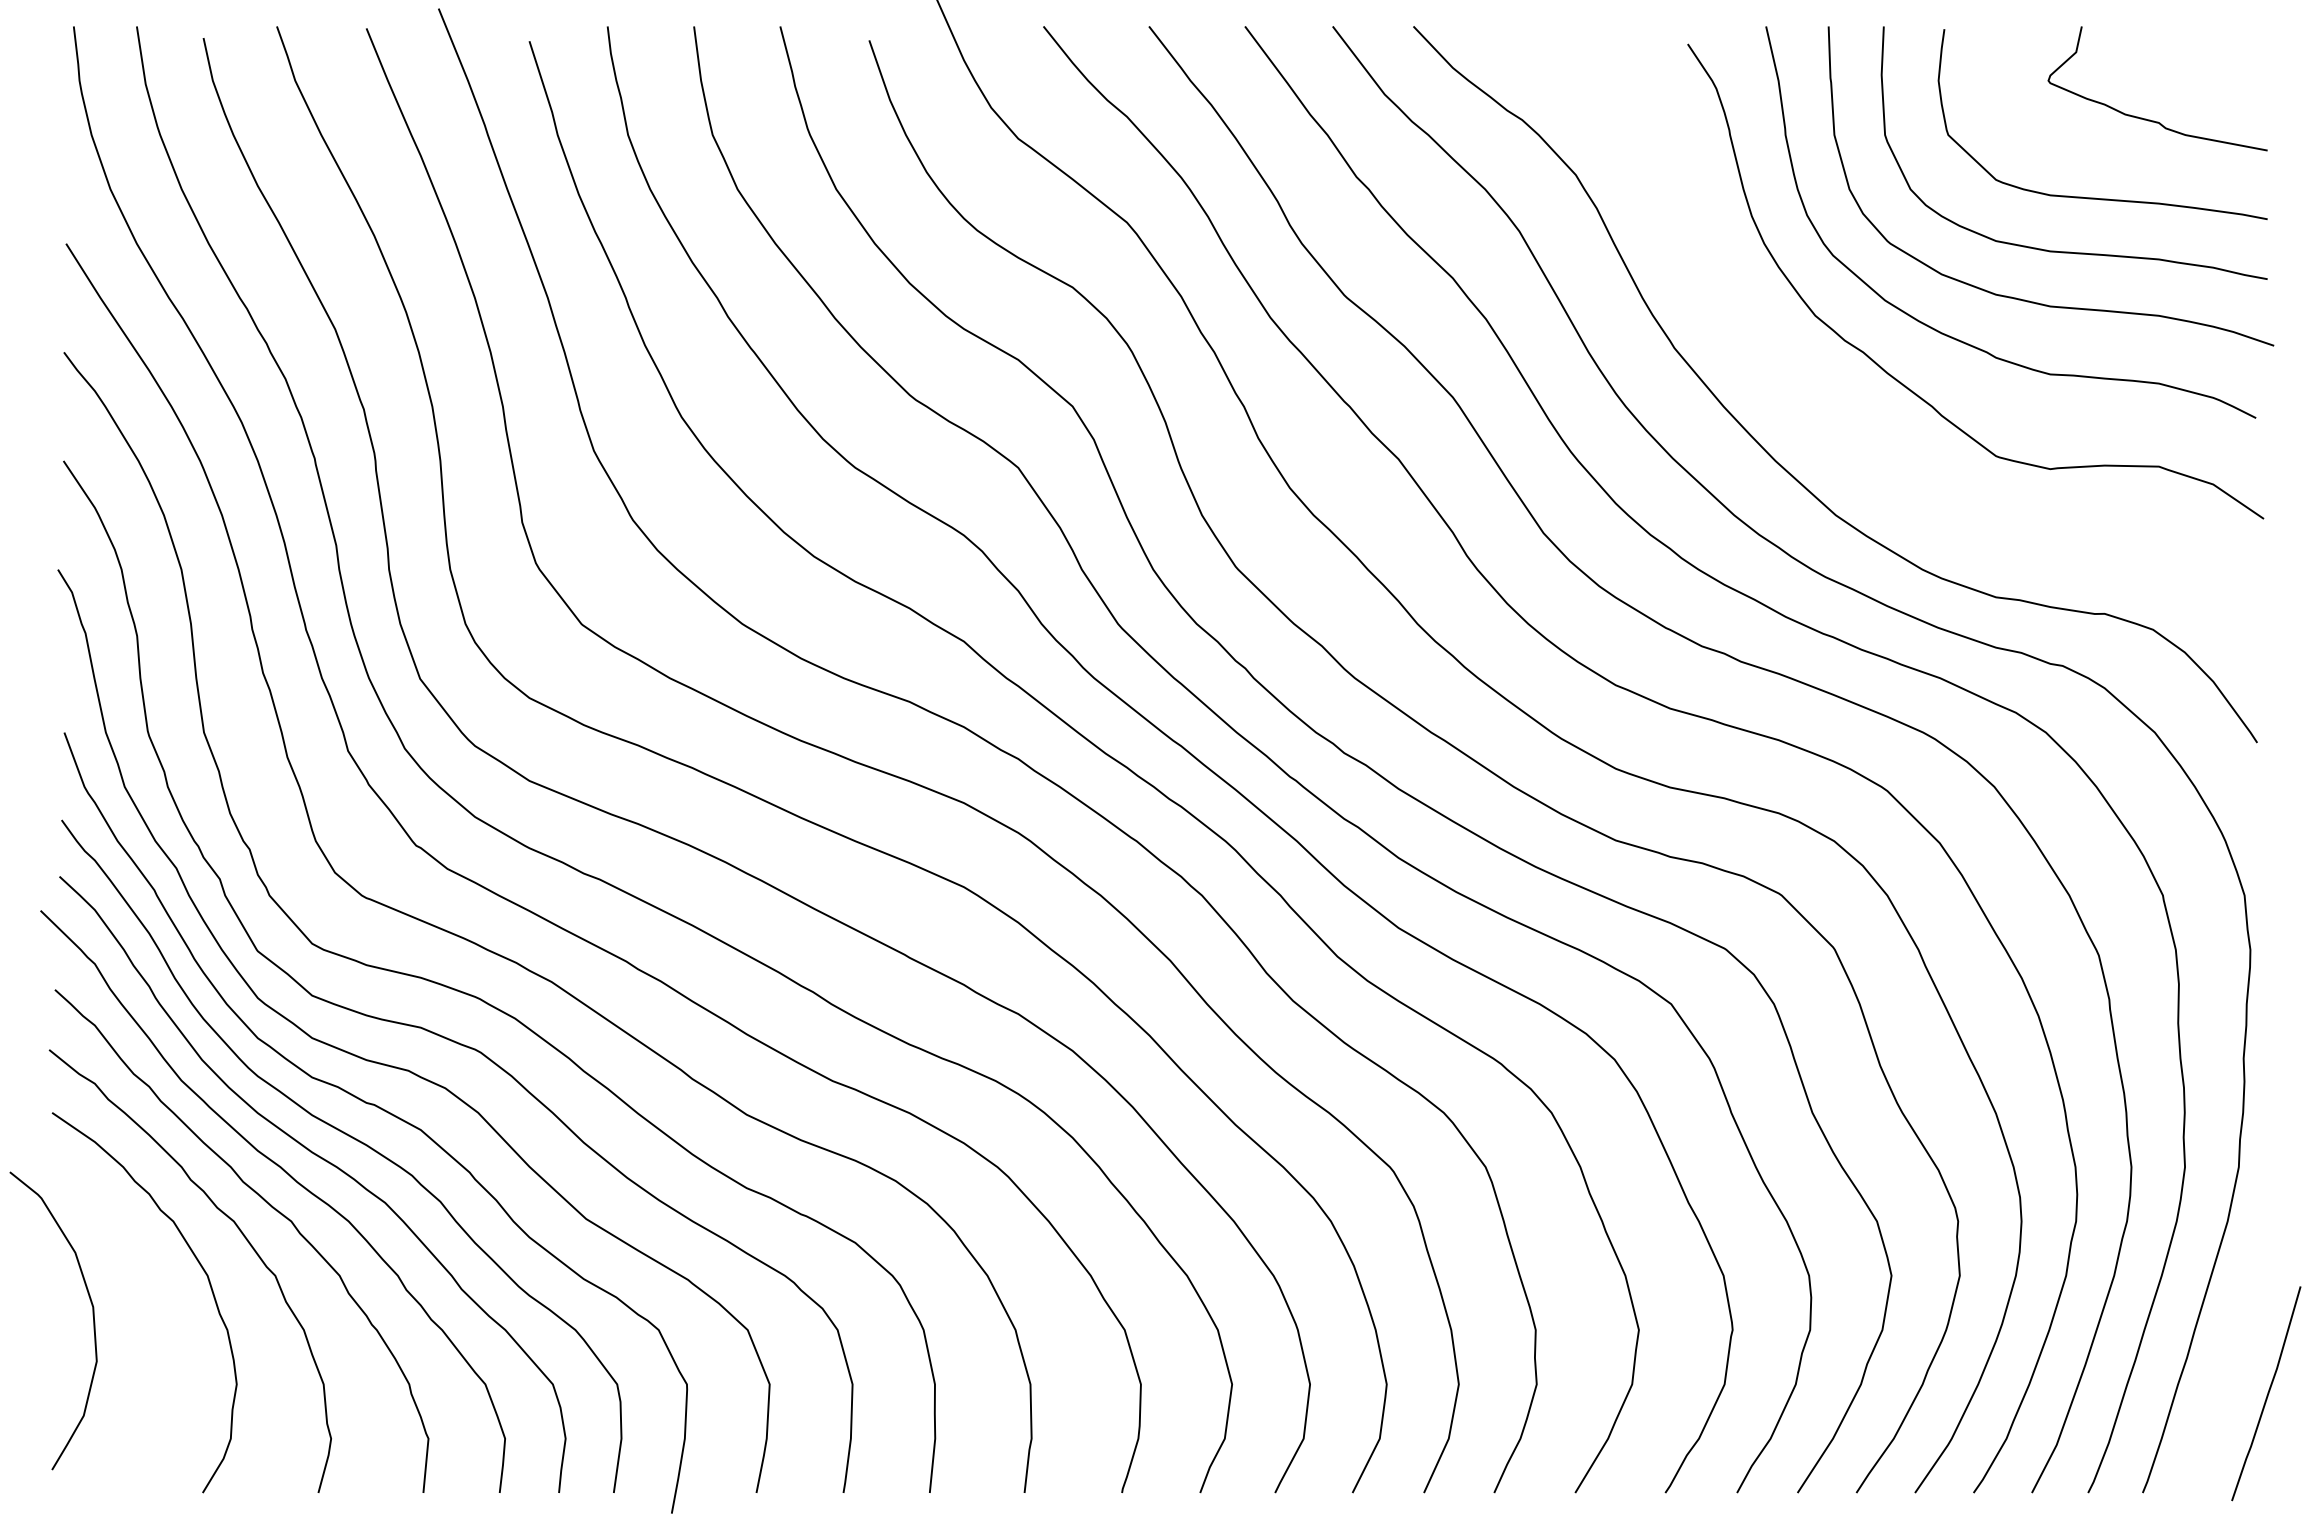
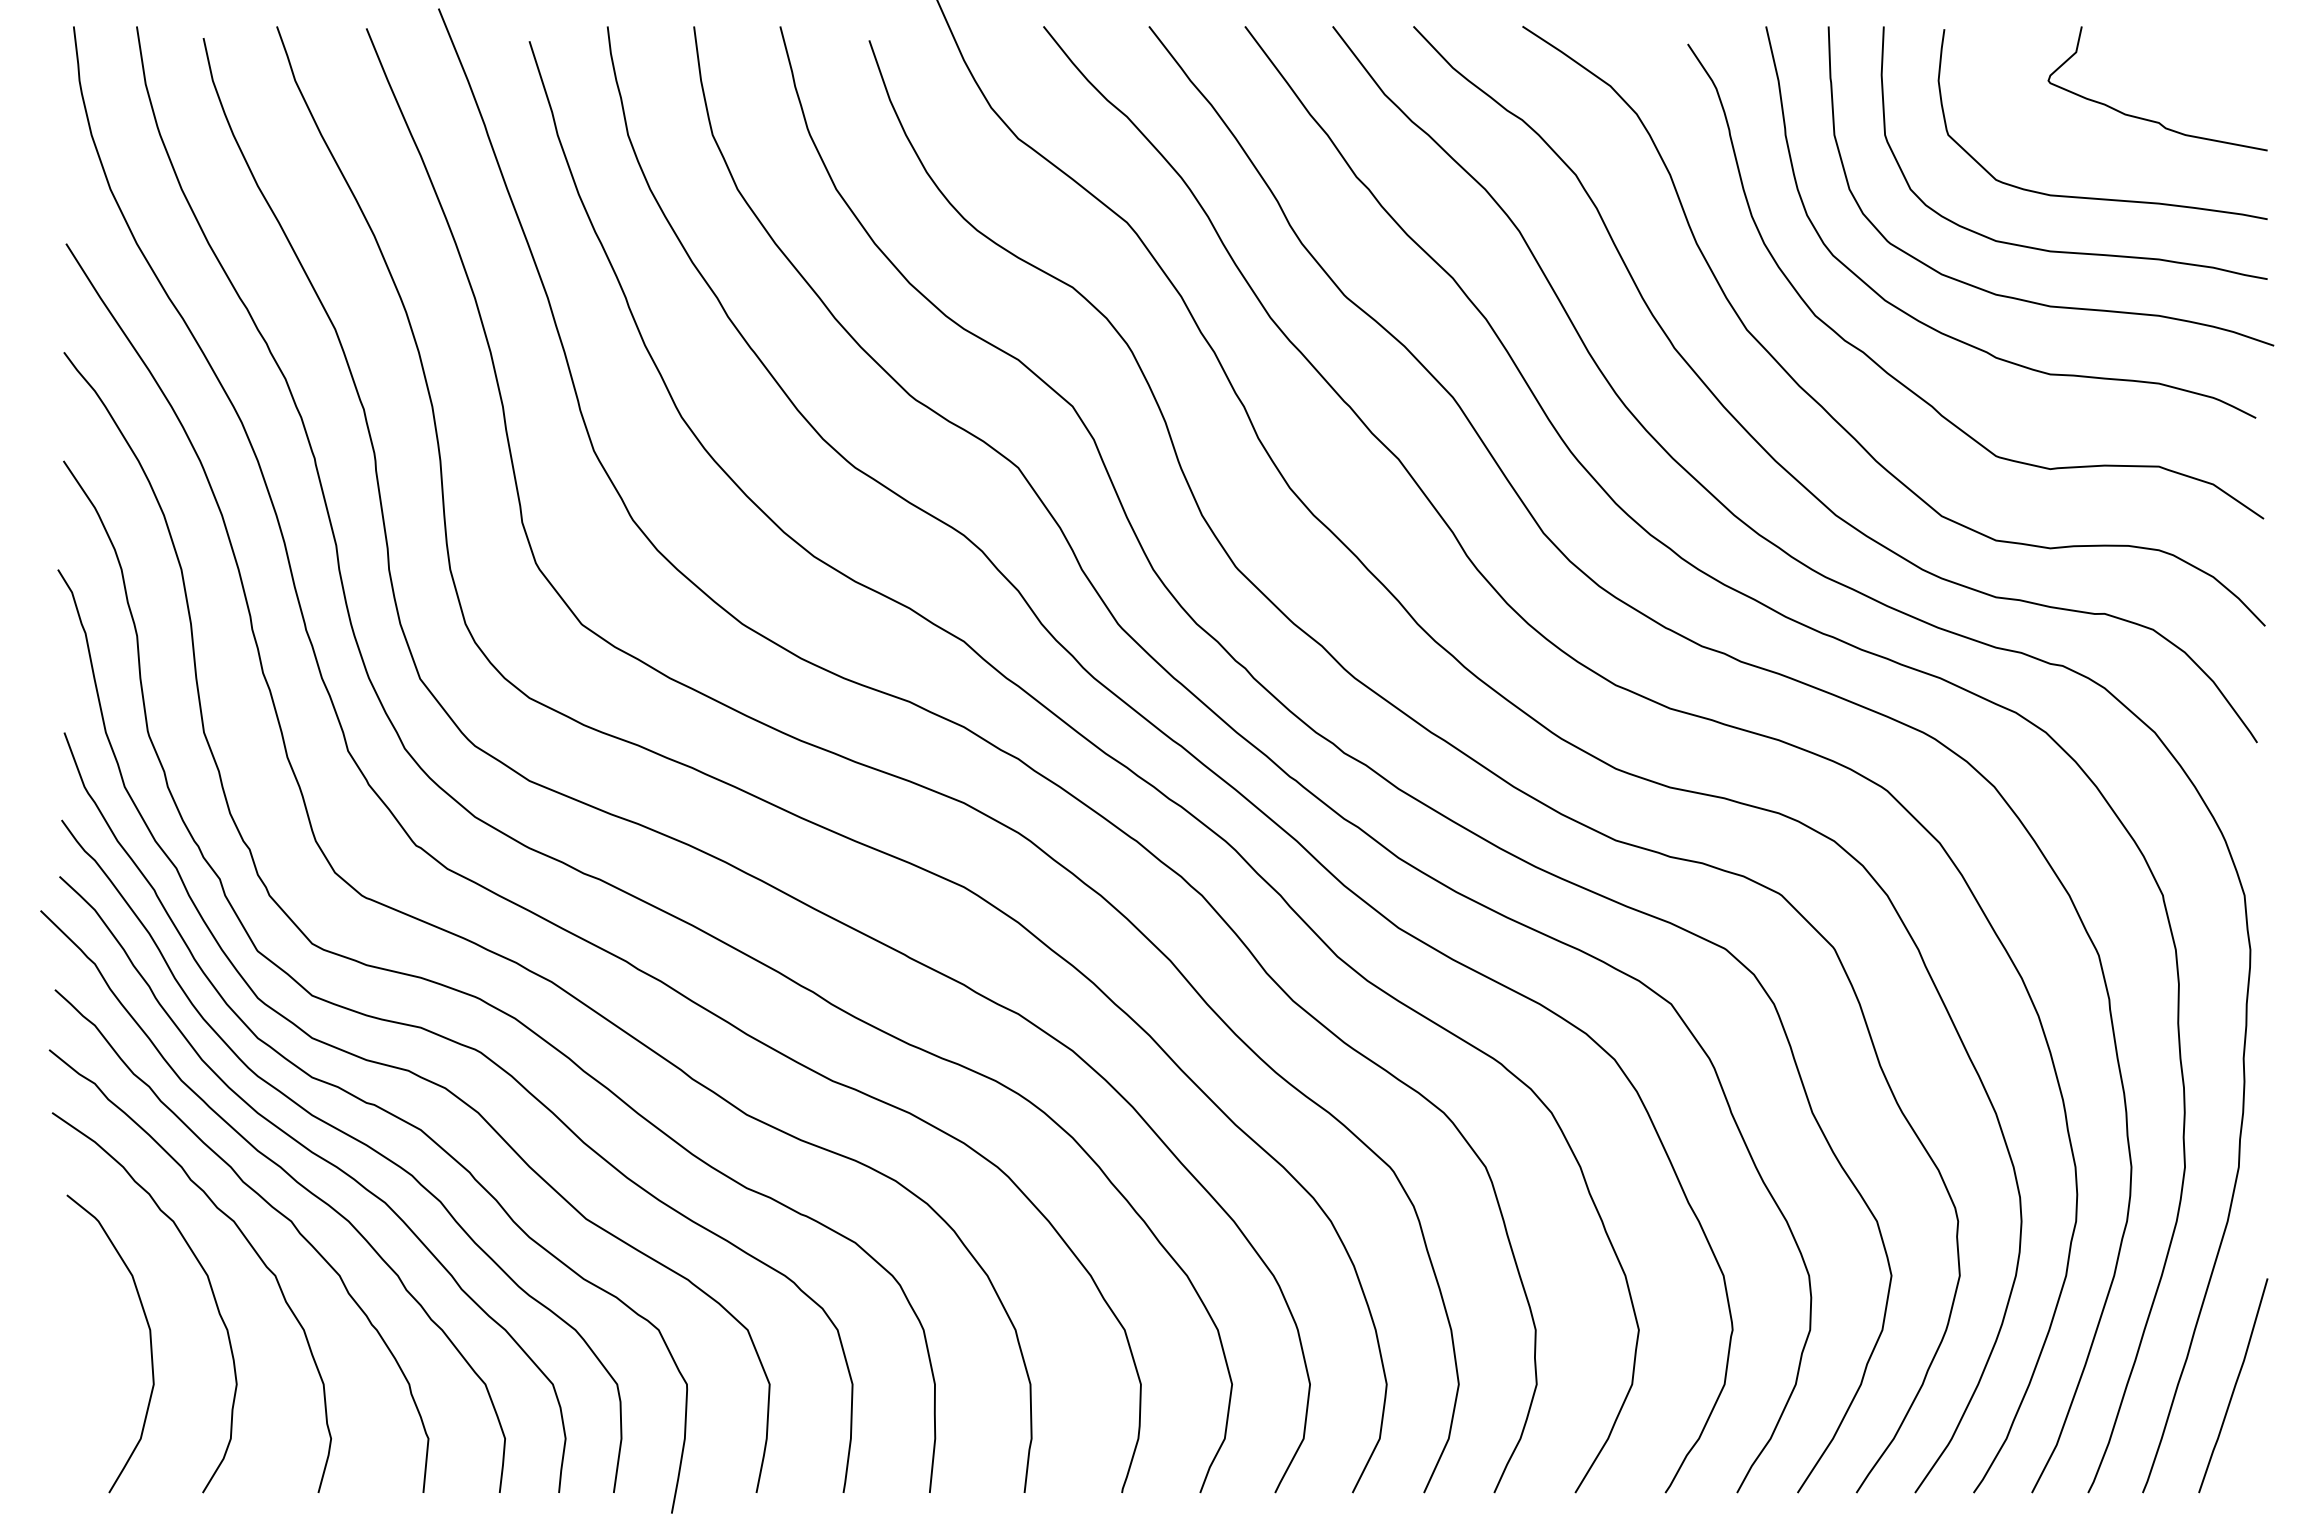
curve: none -> present (1817, 401)
curve position: (92, 1315) -> (149, 1338) (149, 1338)
curve position: (2267, 1393) -> (2234, 1385) (2234, 1385)
